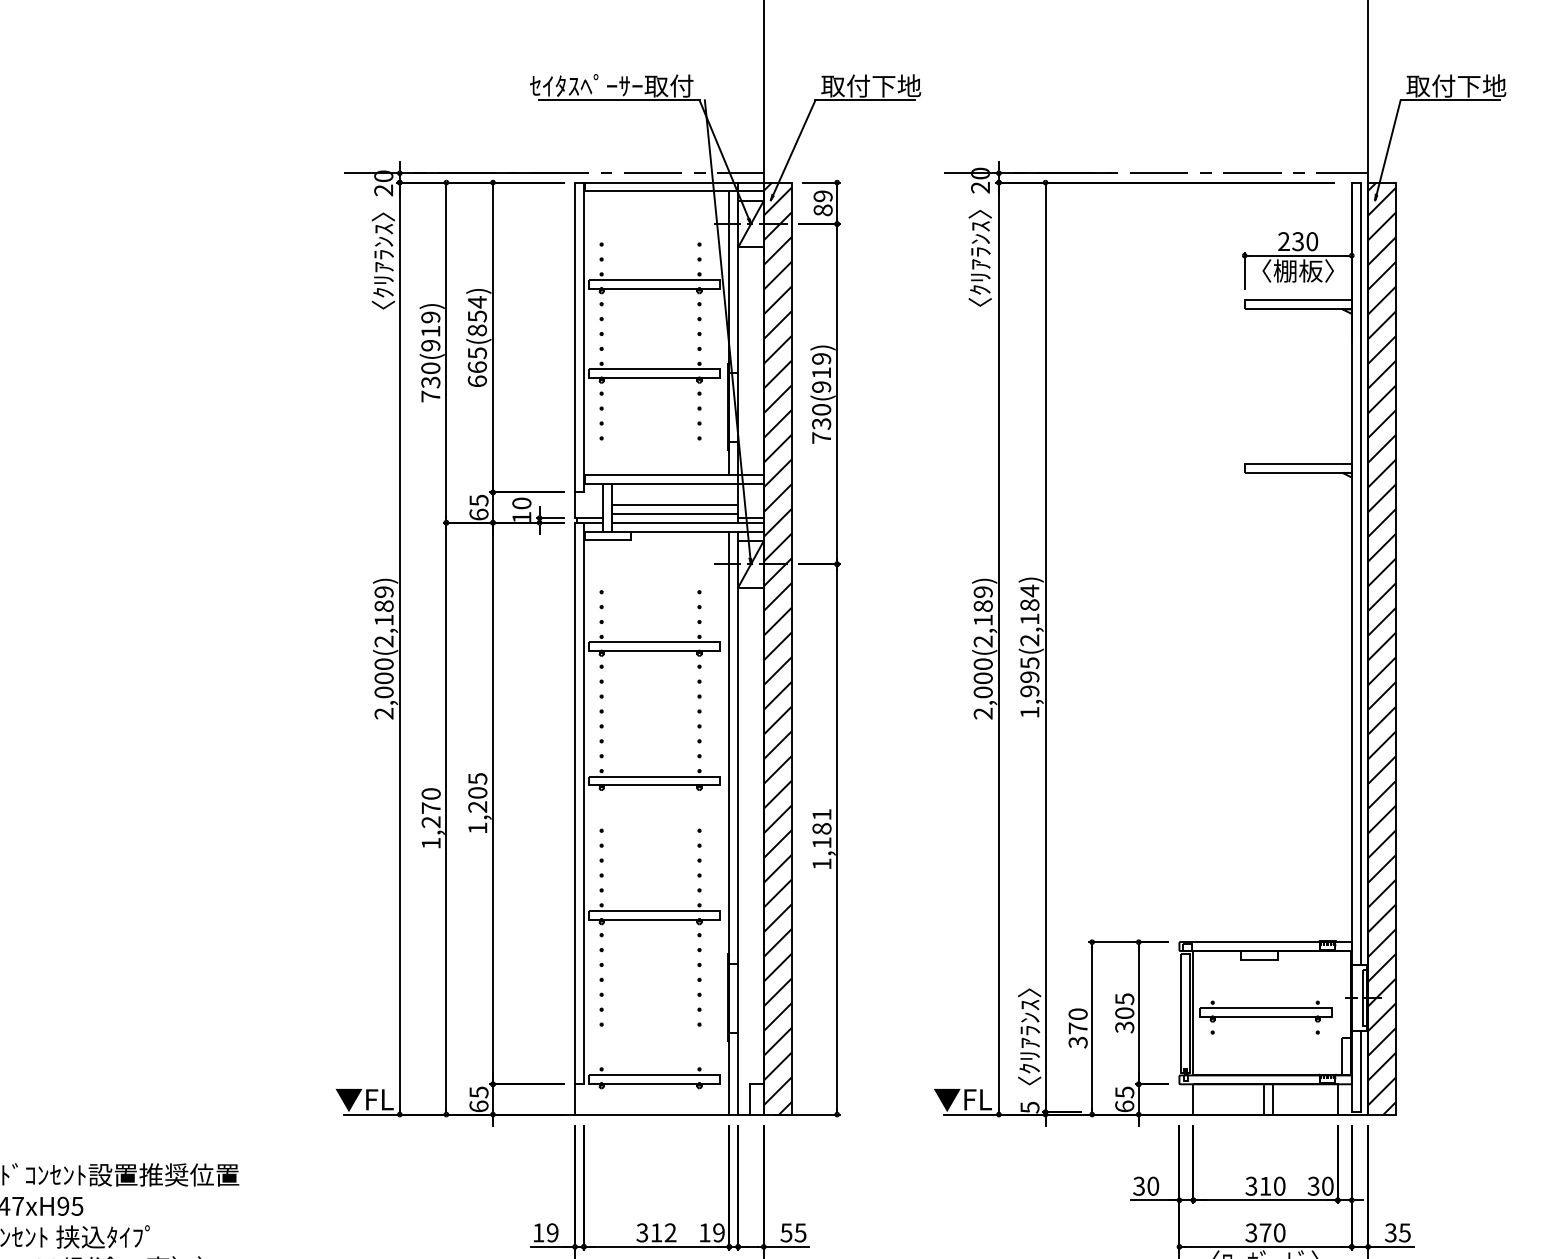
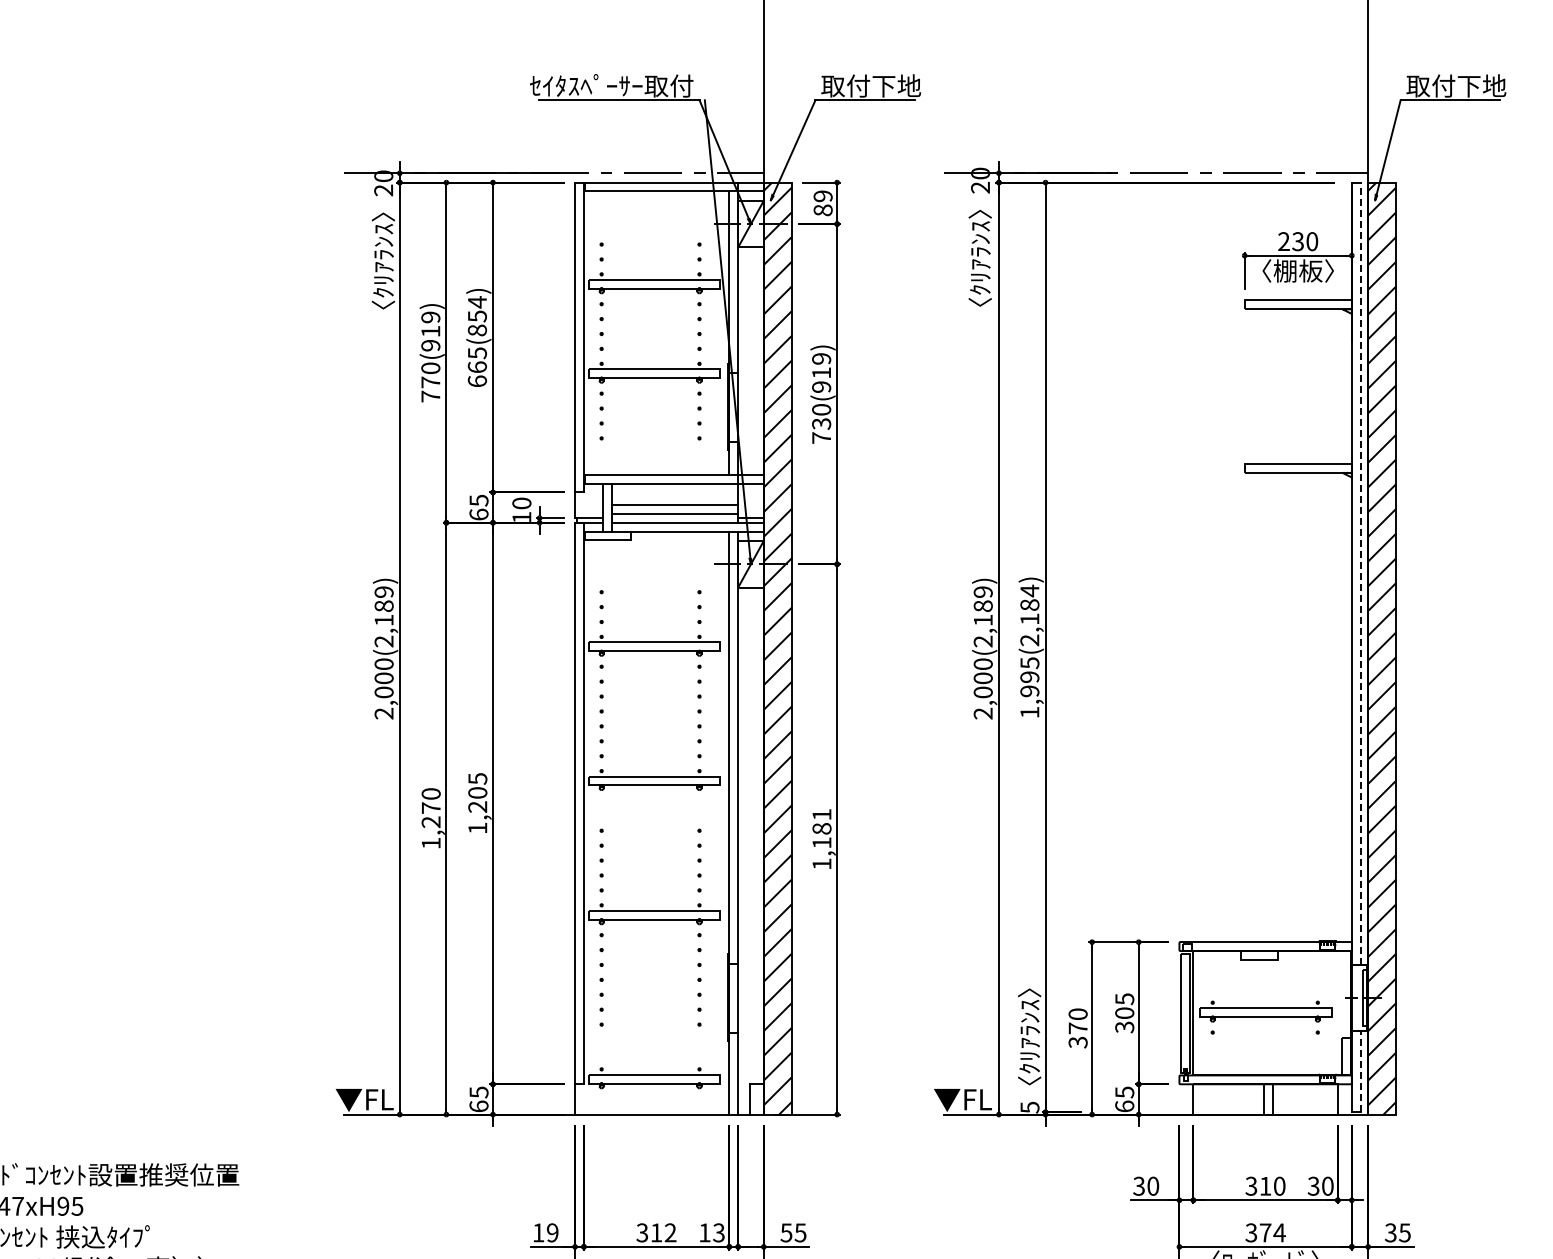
text: 730(919) -> 770(919) (430, 382)
line: solid -> dashed (1360, 573)
line: solid -> dashed (1360, 1071)
text: 19 -> 13 (718, 1232)
text: 370 -> 374 (1279, 1232)
